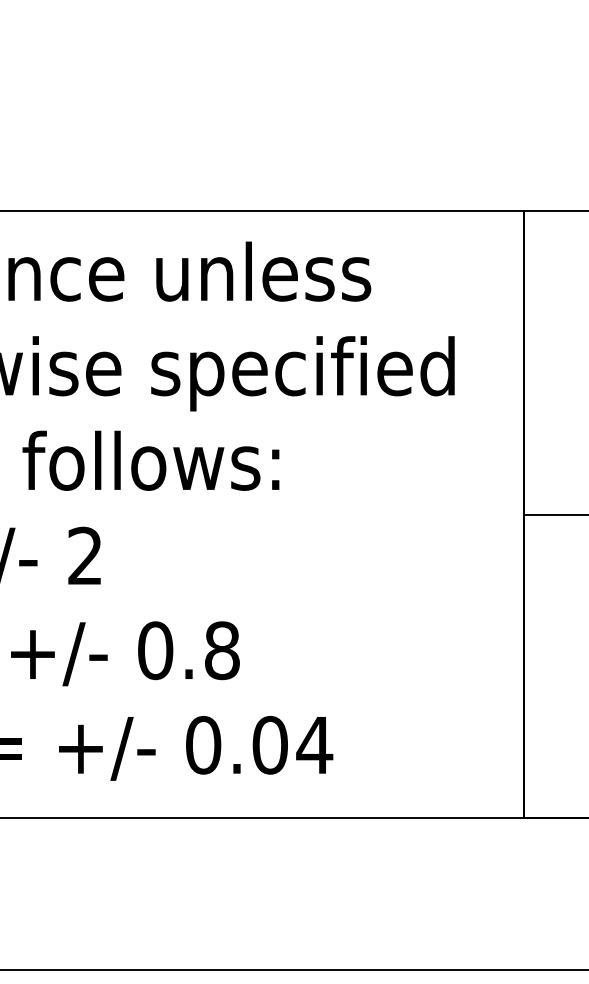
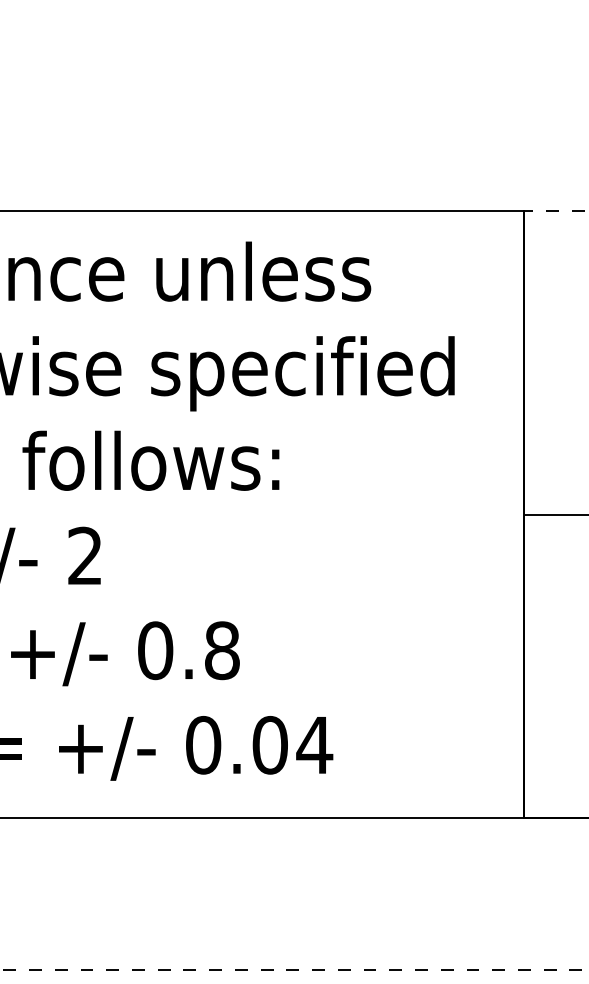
line: solid -> dashed (555, 210)
line: solid -> dashed (293, 970)
